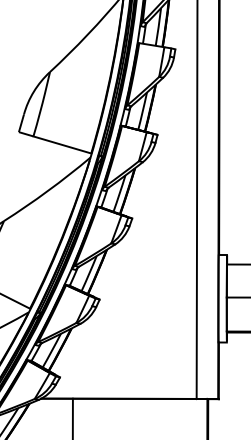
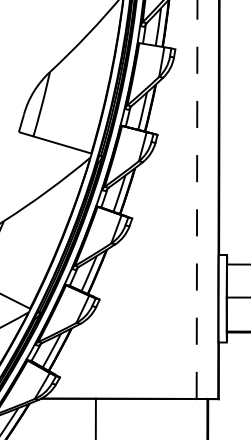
line: solid -> dashed (197, 198)
line position: (72, 417) -> (95, 417) (95, 417)
